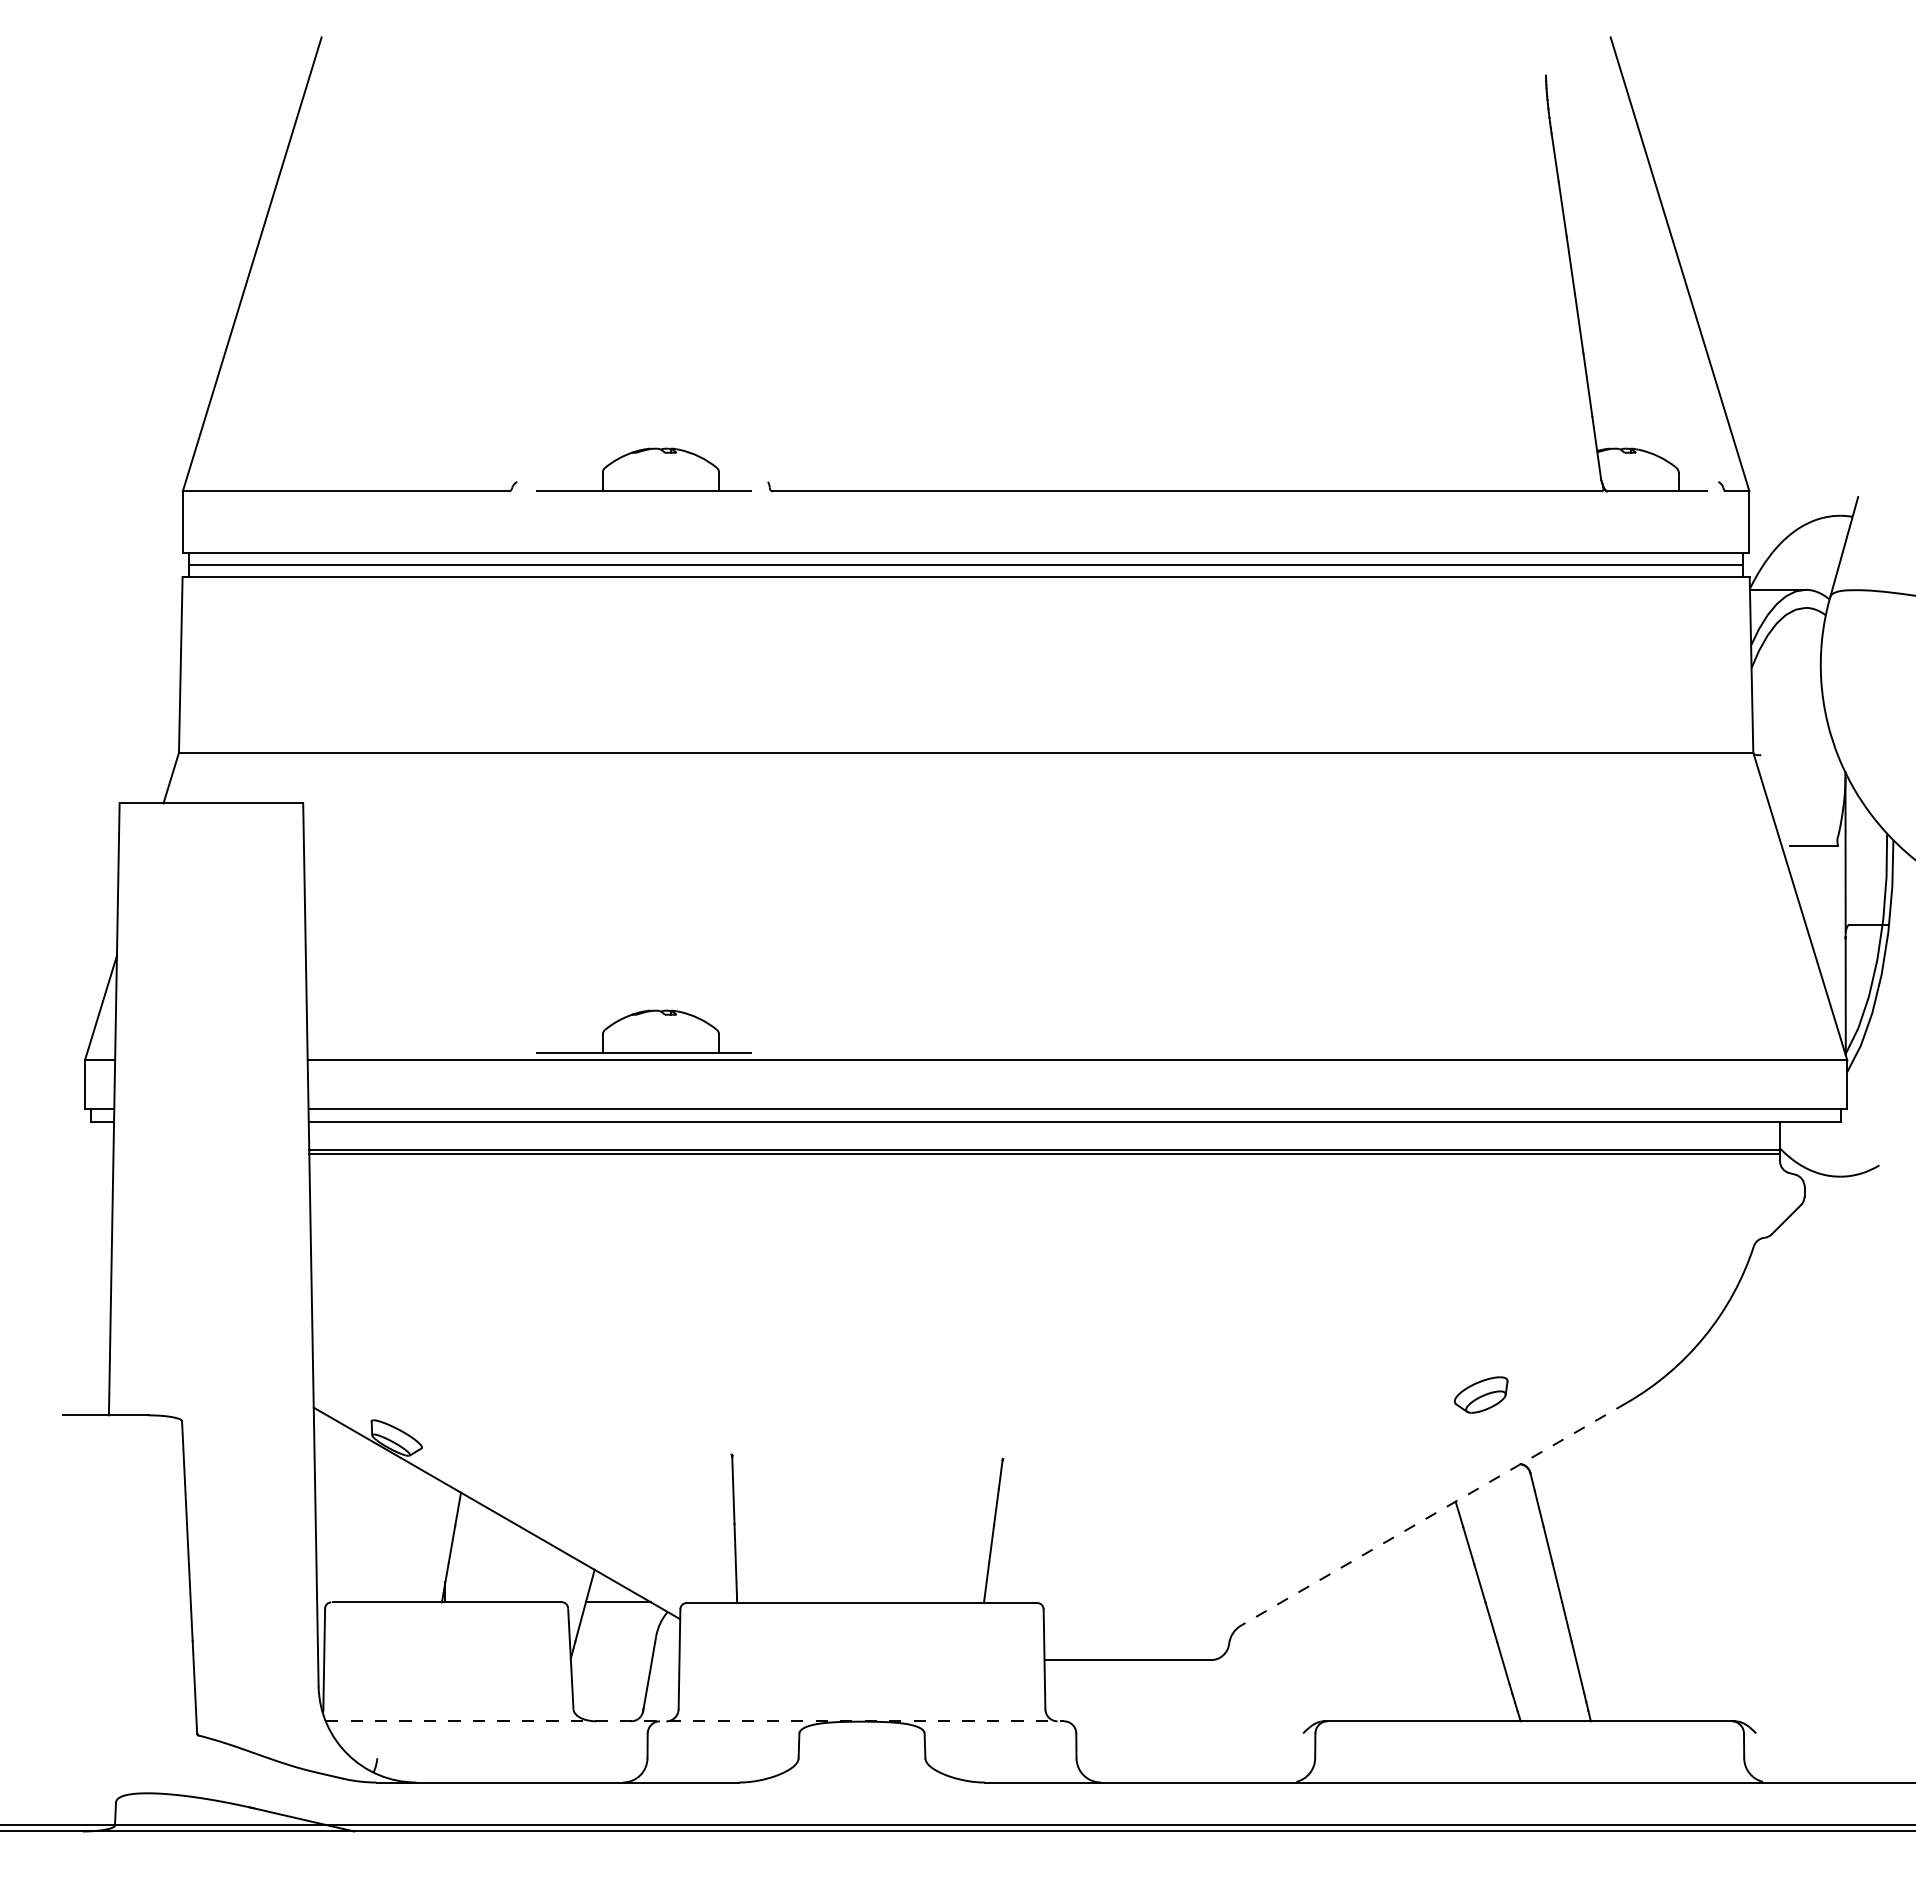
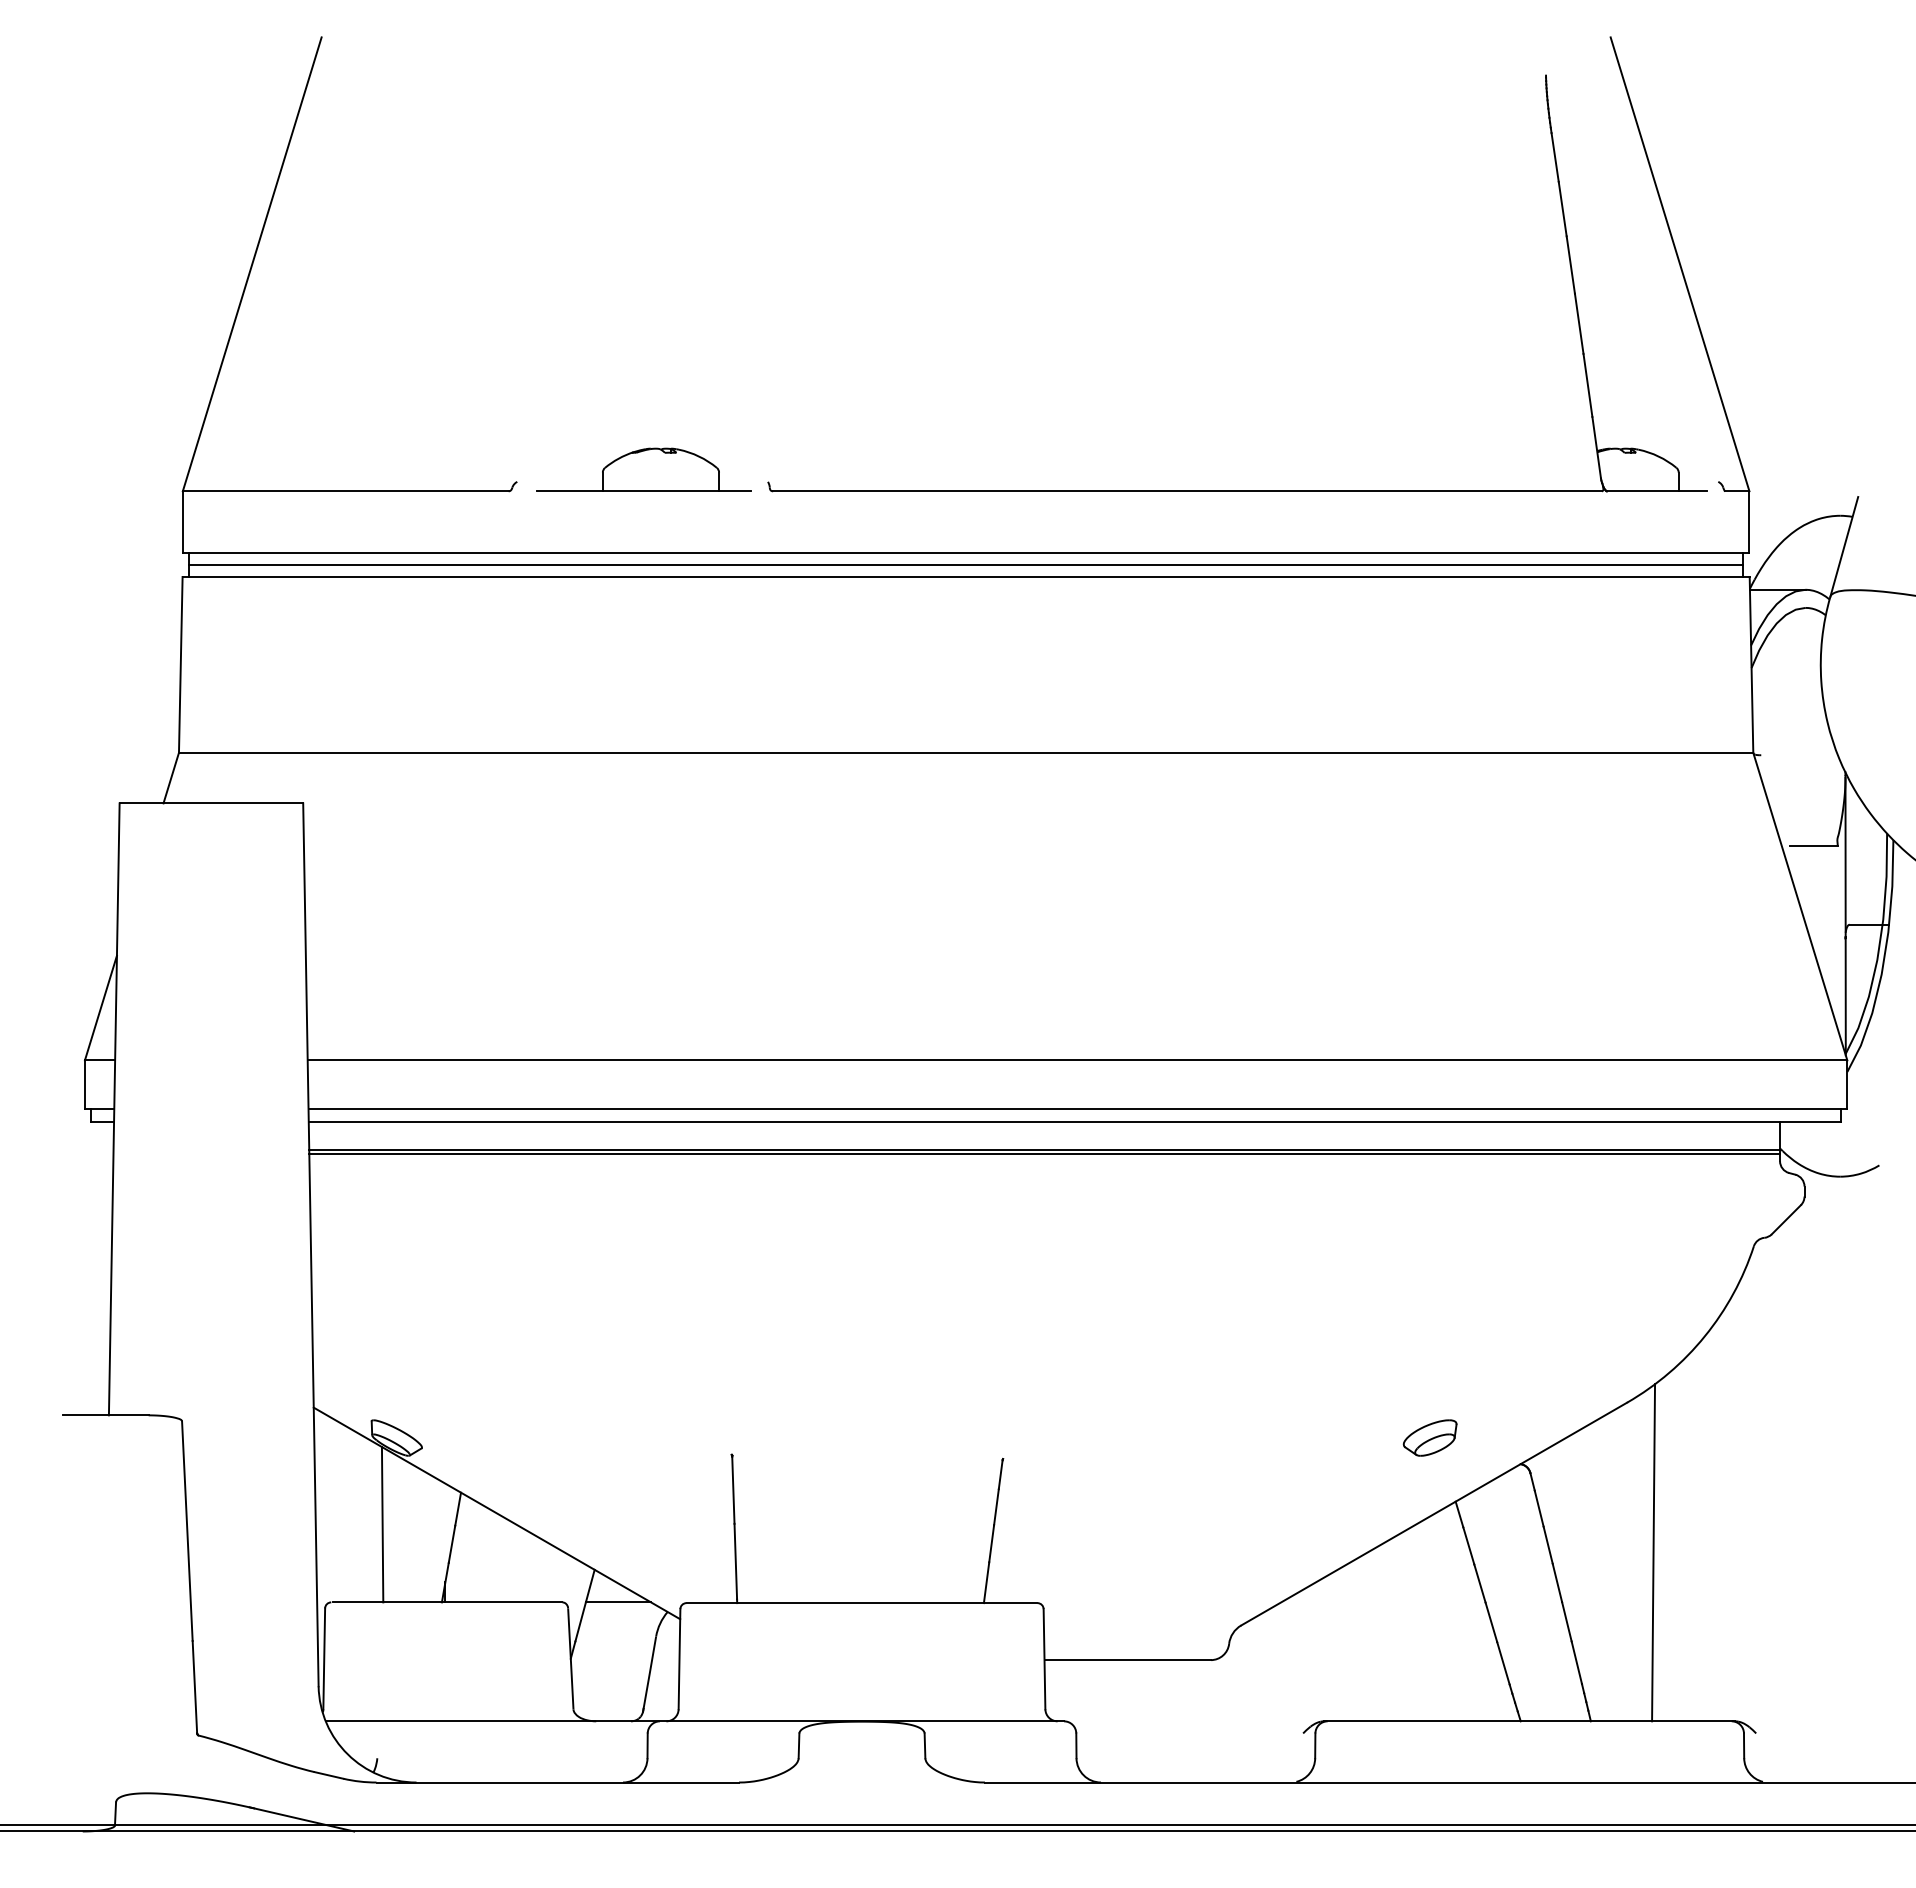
part: present -> none (643, 1031)
part position: (1480, 1394) -> (1429, 1437) (1429, 1437)
line: dashed -> solid (1434, 1514)
line: none -> present (382, 1524)
line: none -> present (1653, 1552)
line: dashed -> solid (695, 1721)
